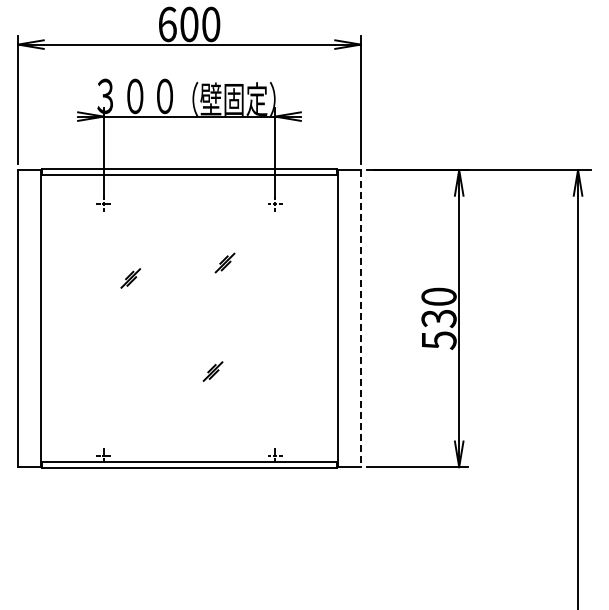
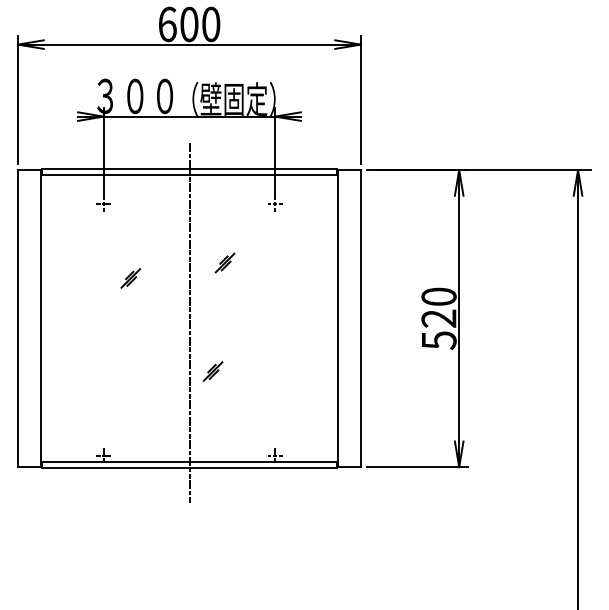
line: dashed -> solid (360, 318)
text: 530 -> 520 (438, 318)
line: none -> present (189, 322)
